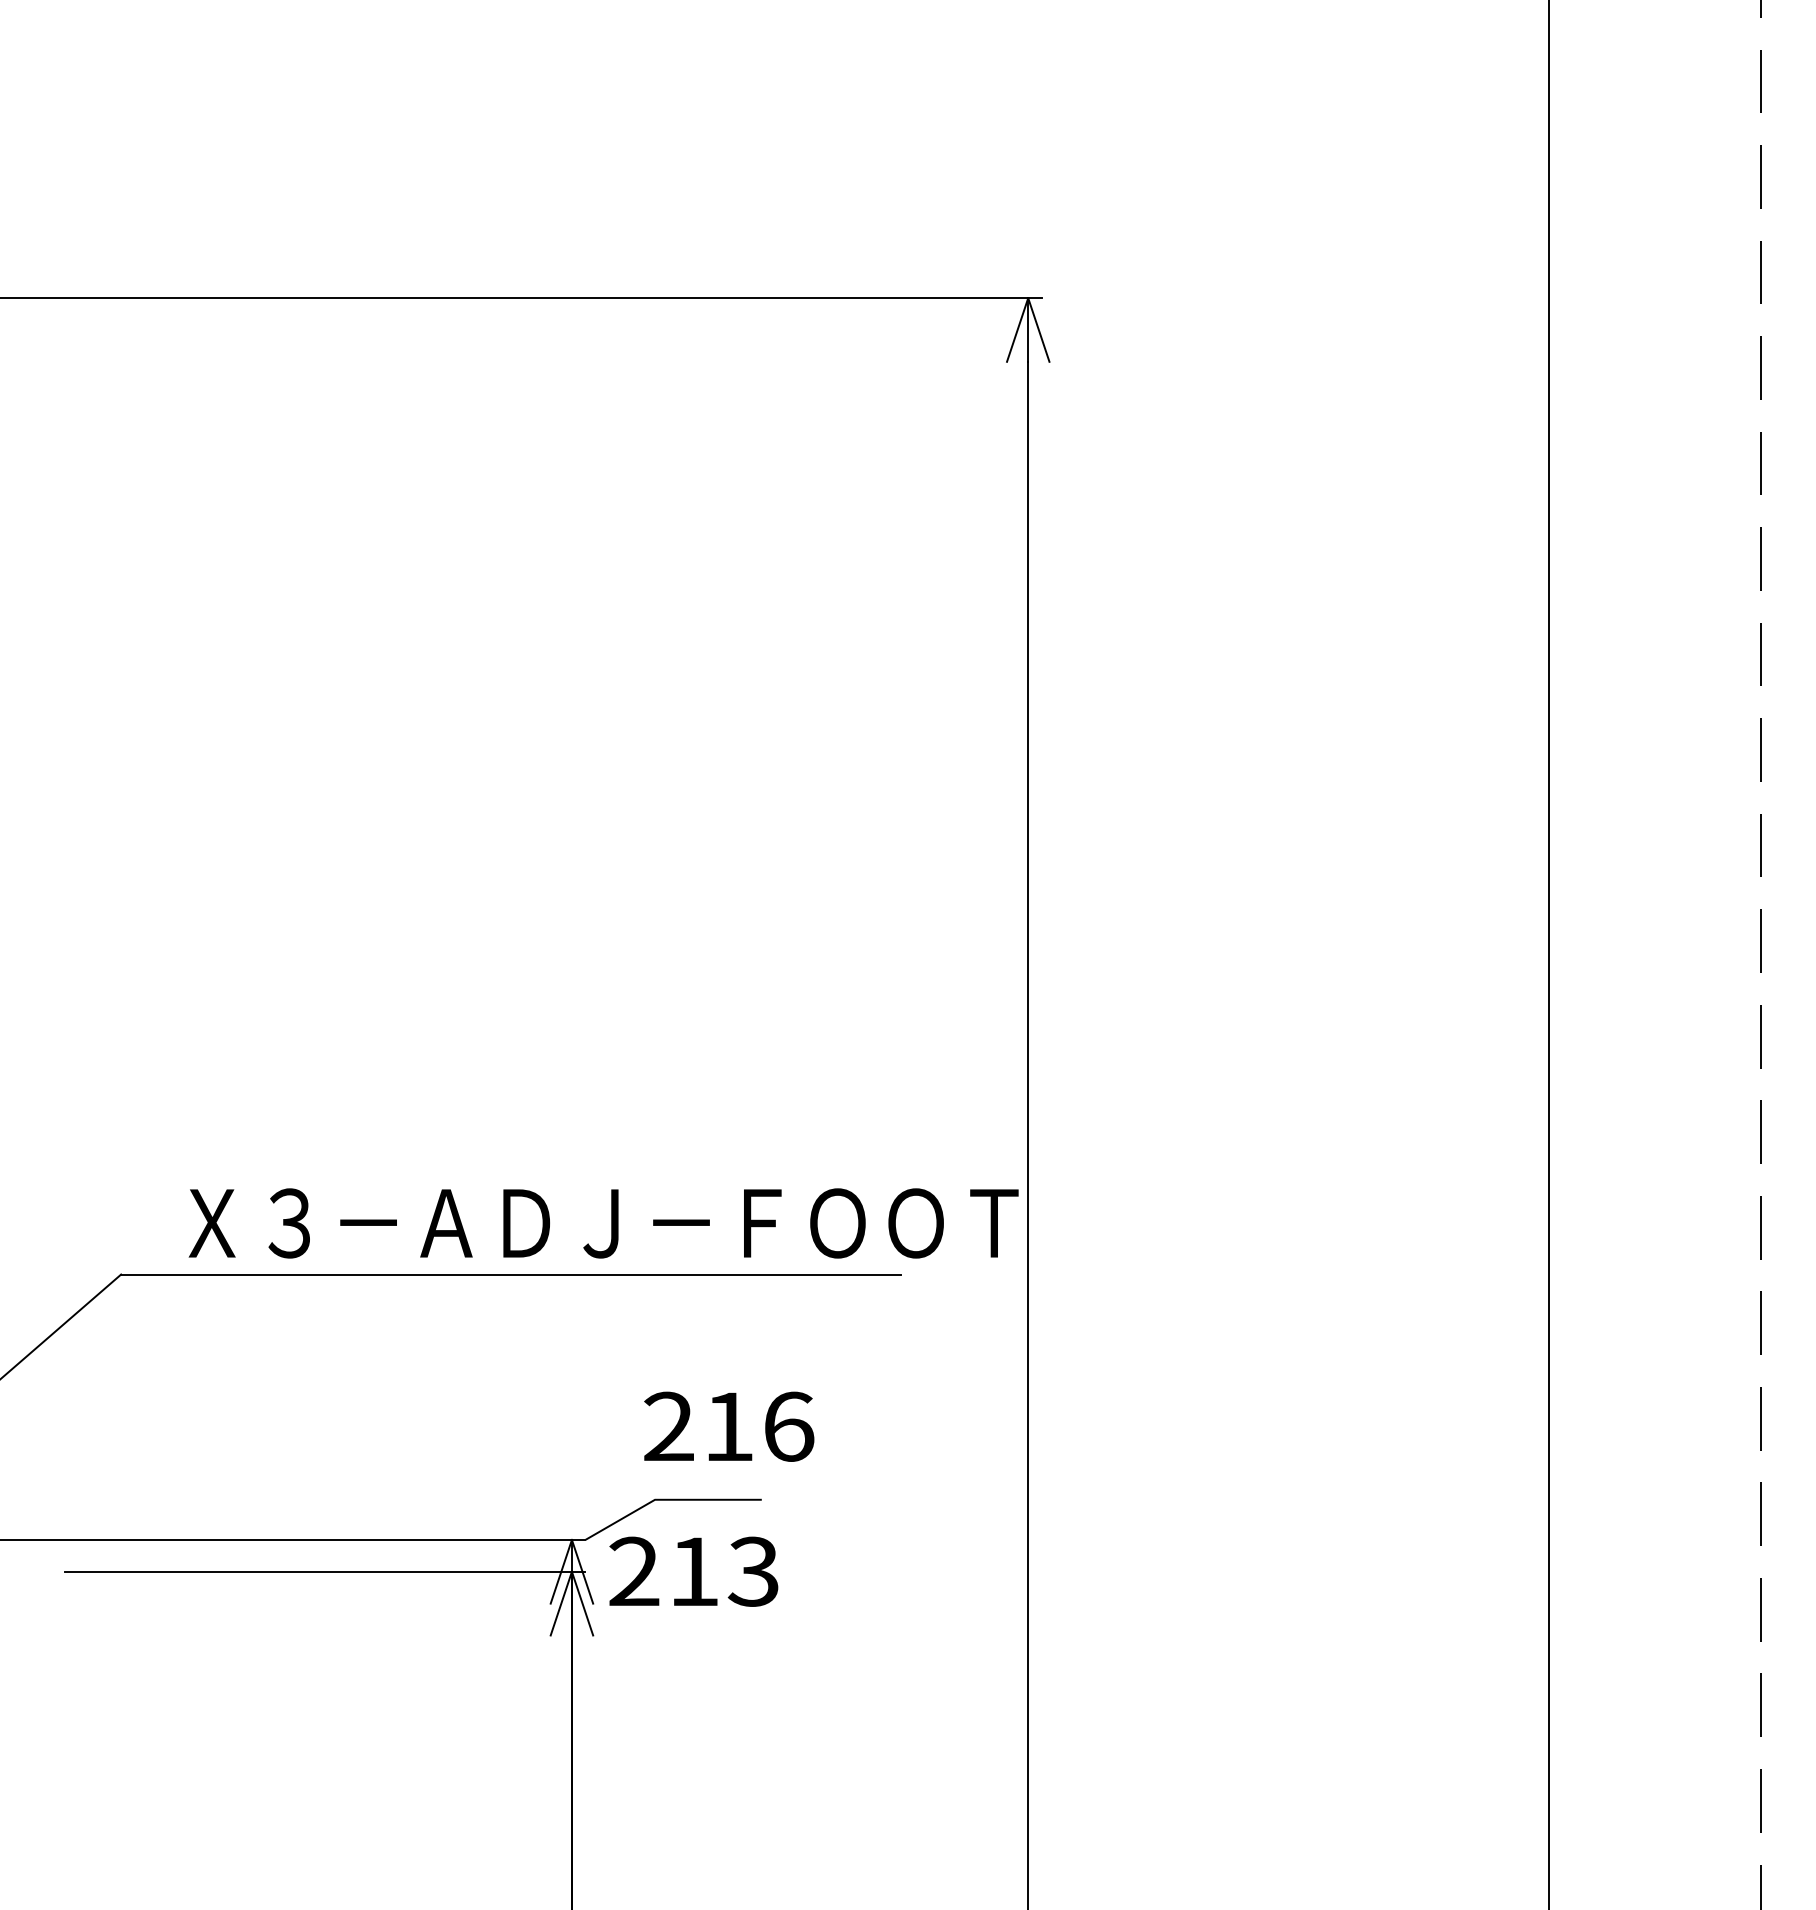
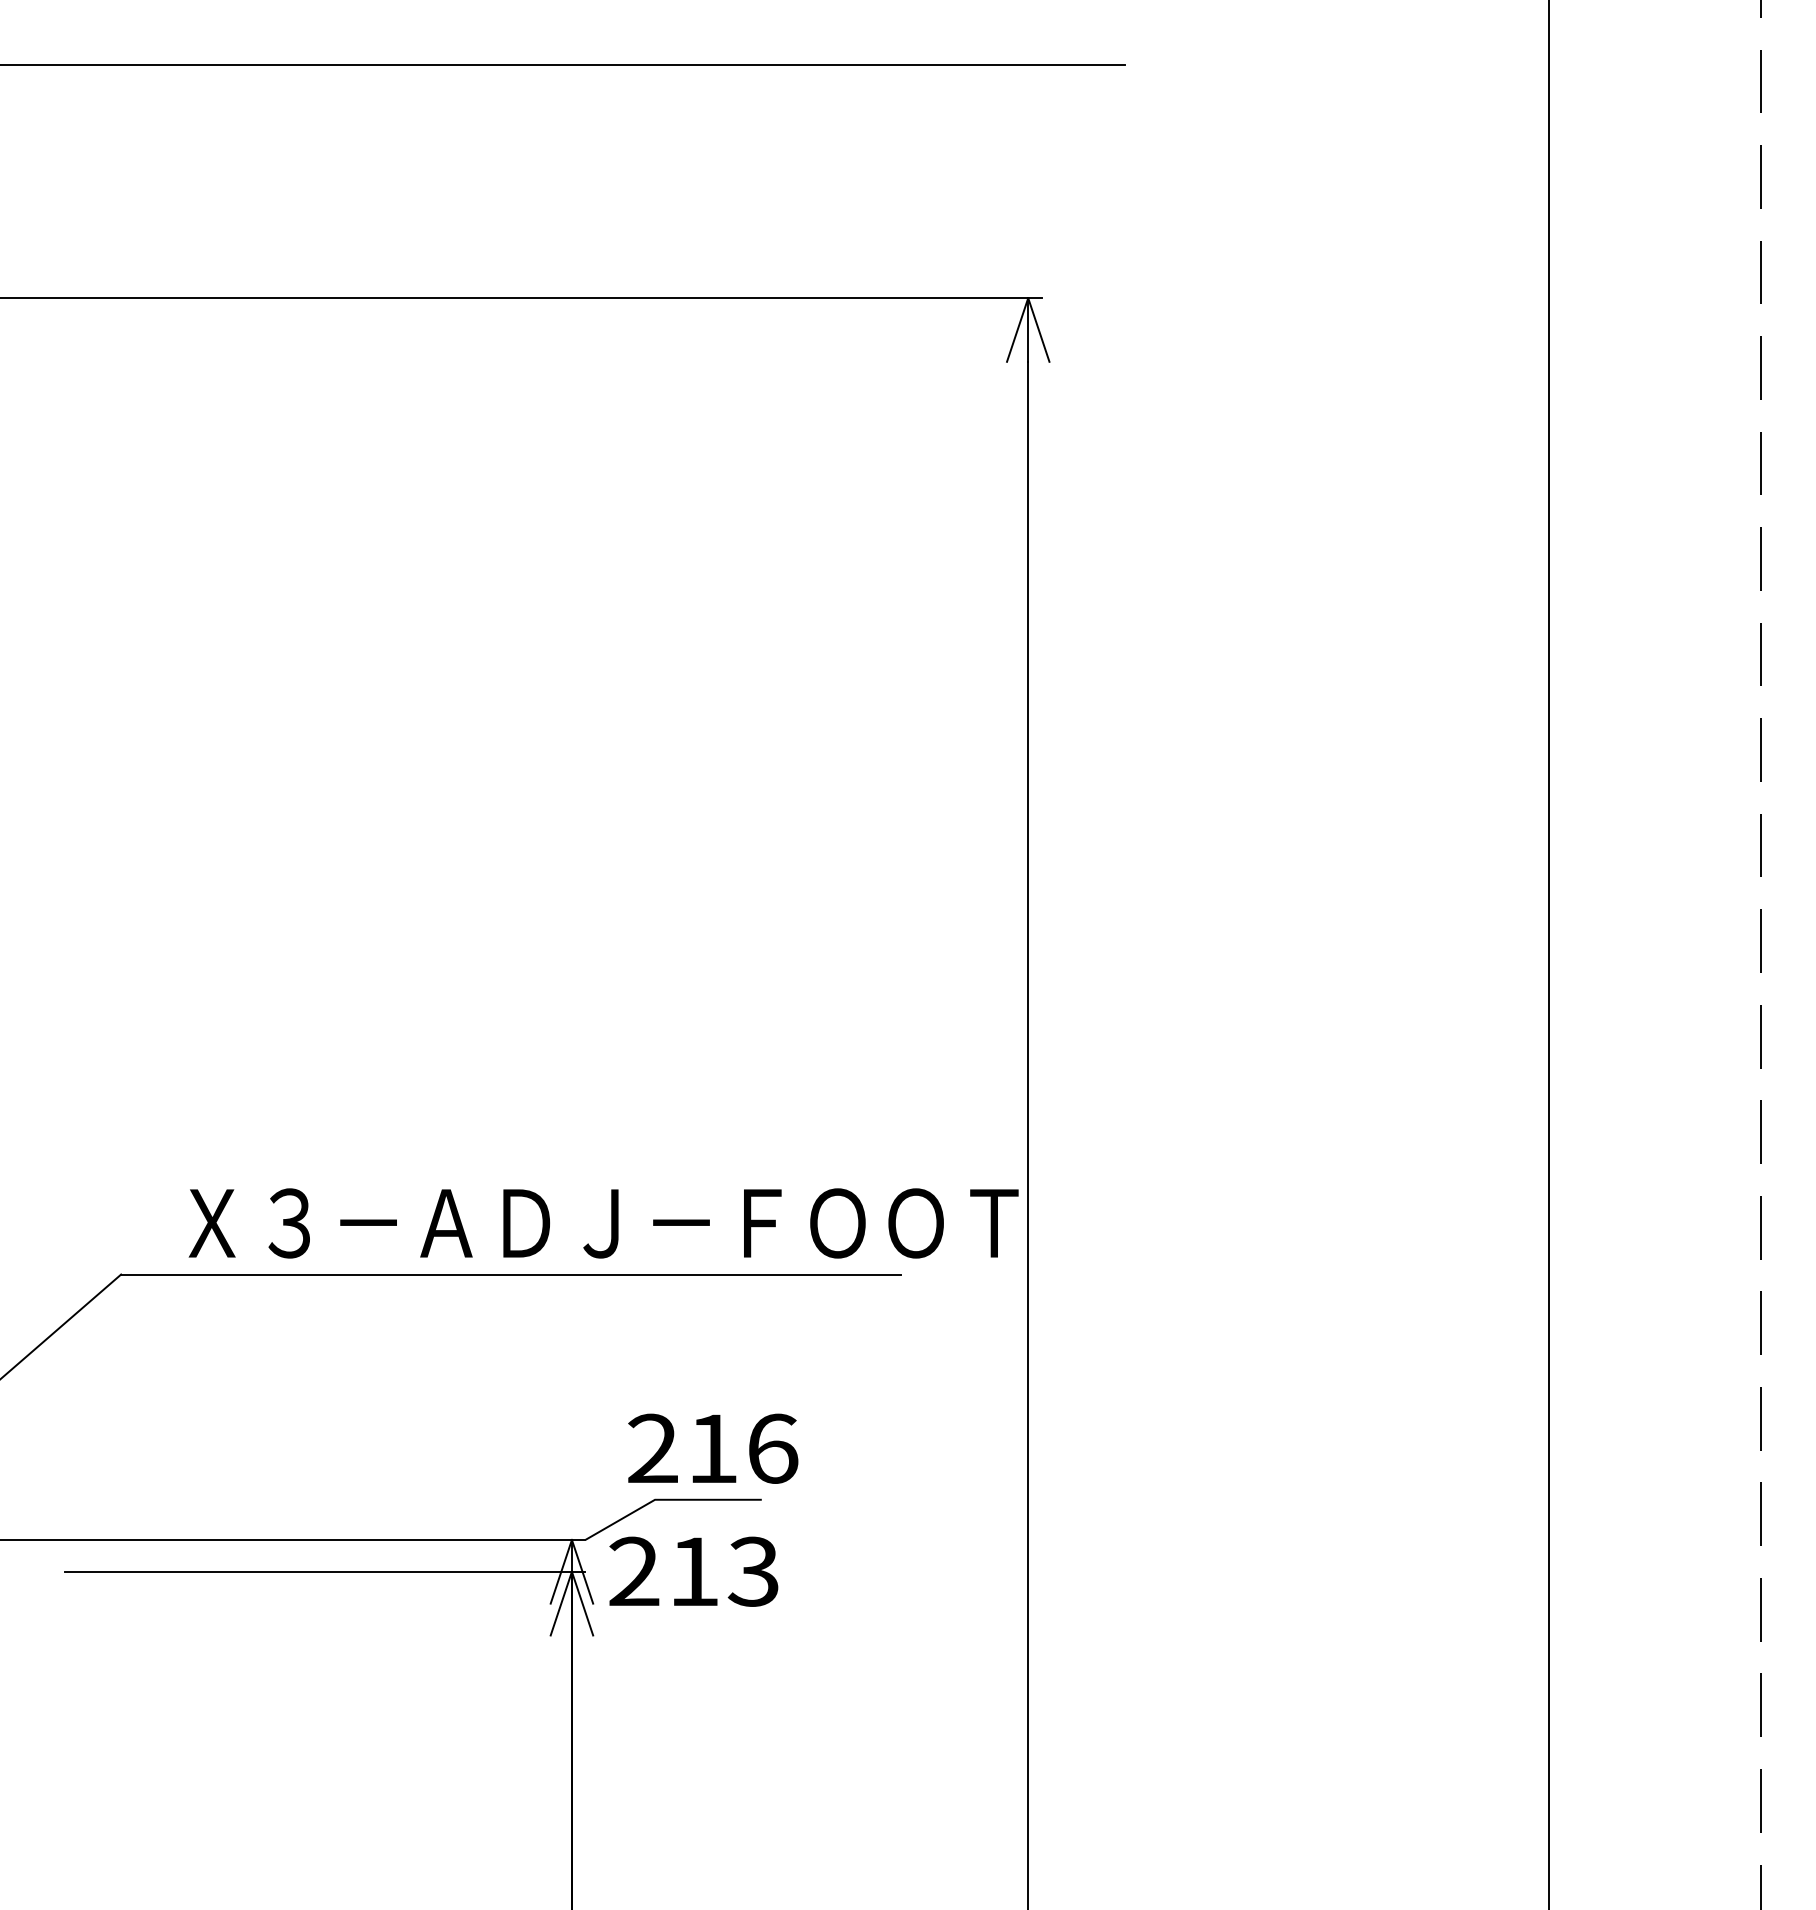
line: none -> present (563, 65)
text position: (729, 1426) -> (713, 1448) (713, 1448)
